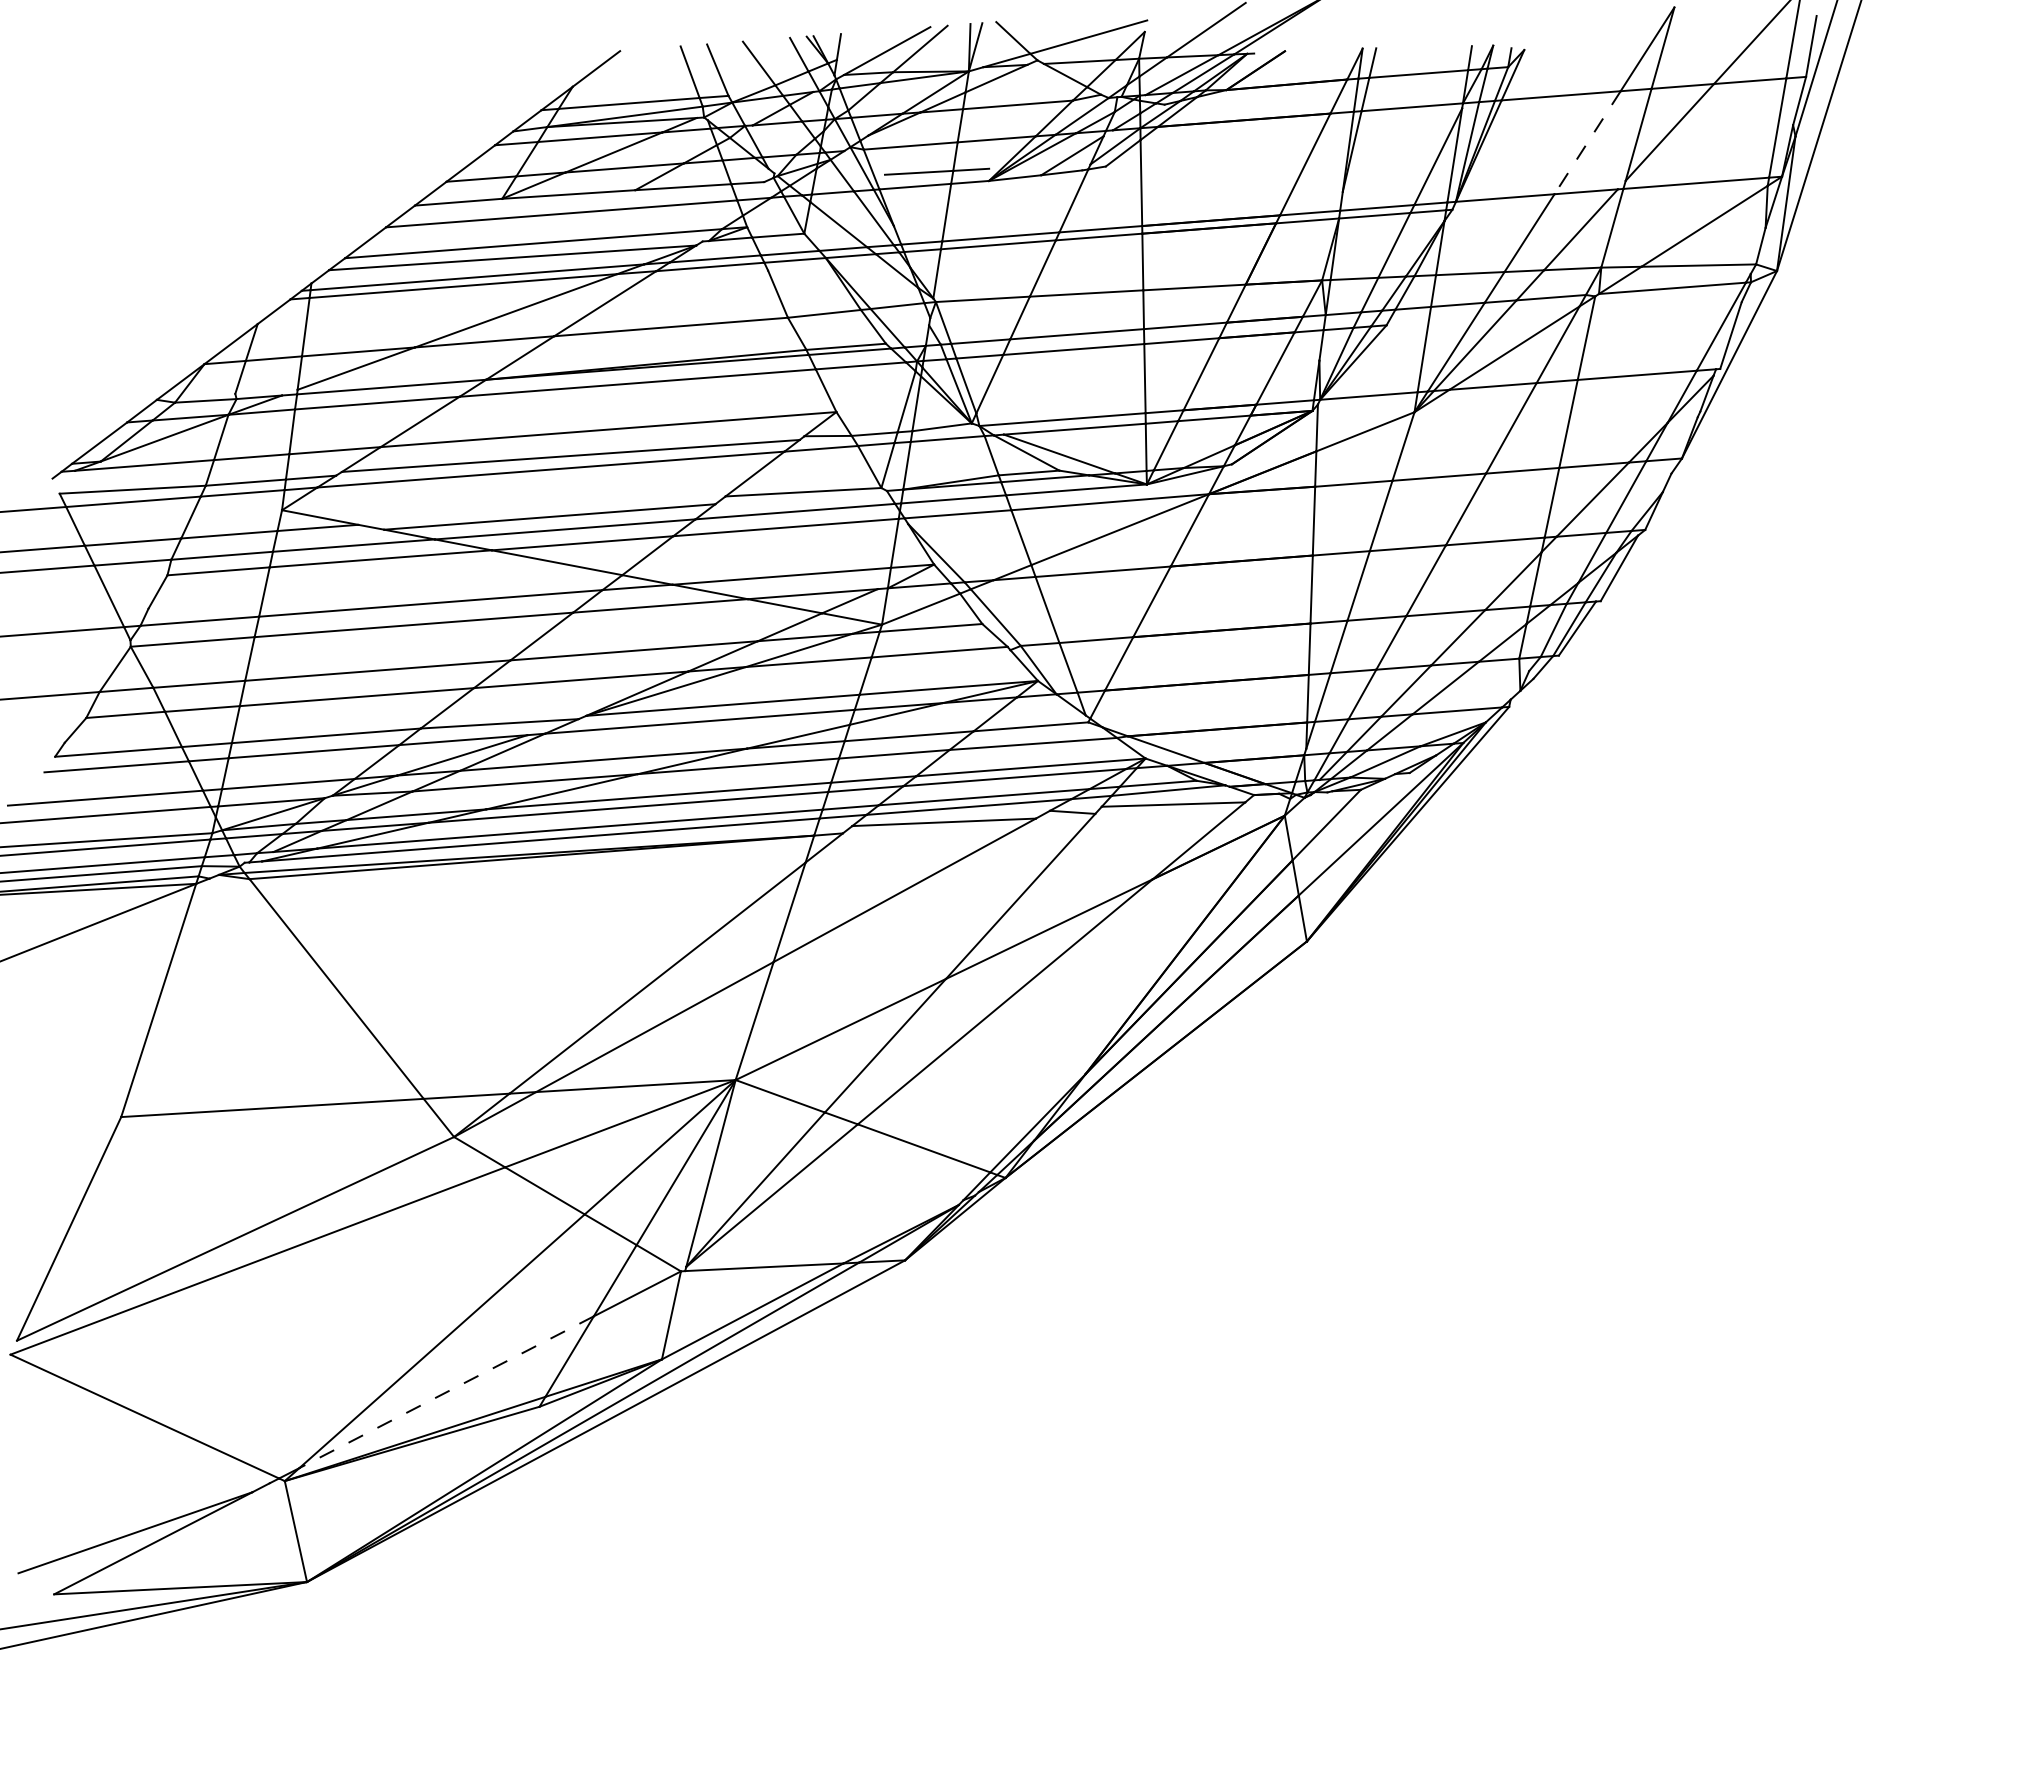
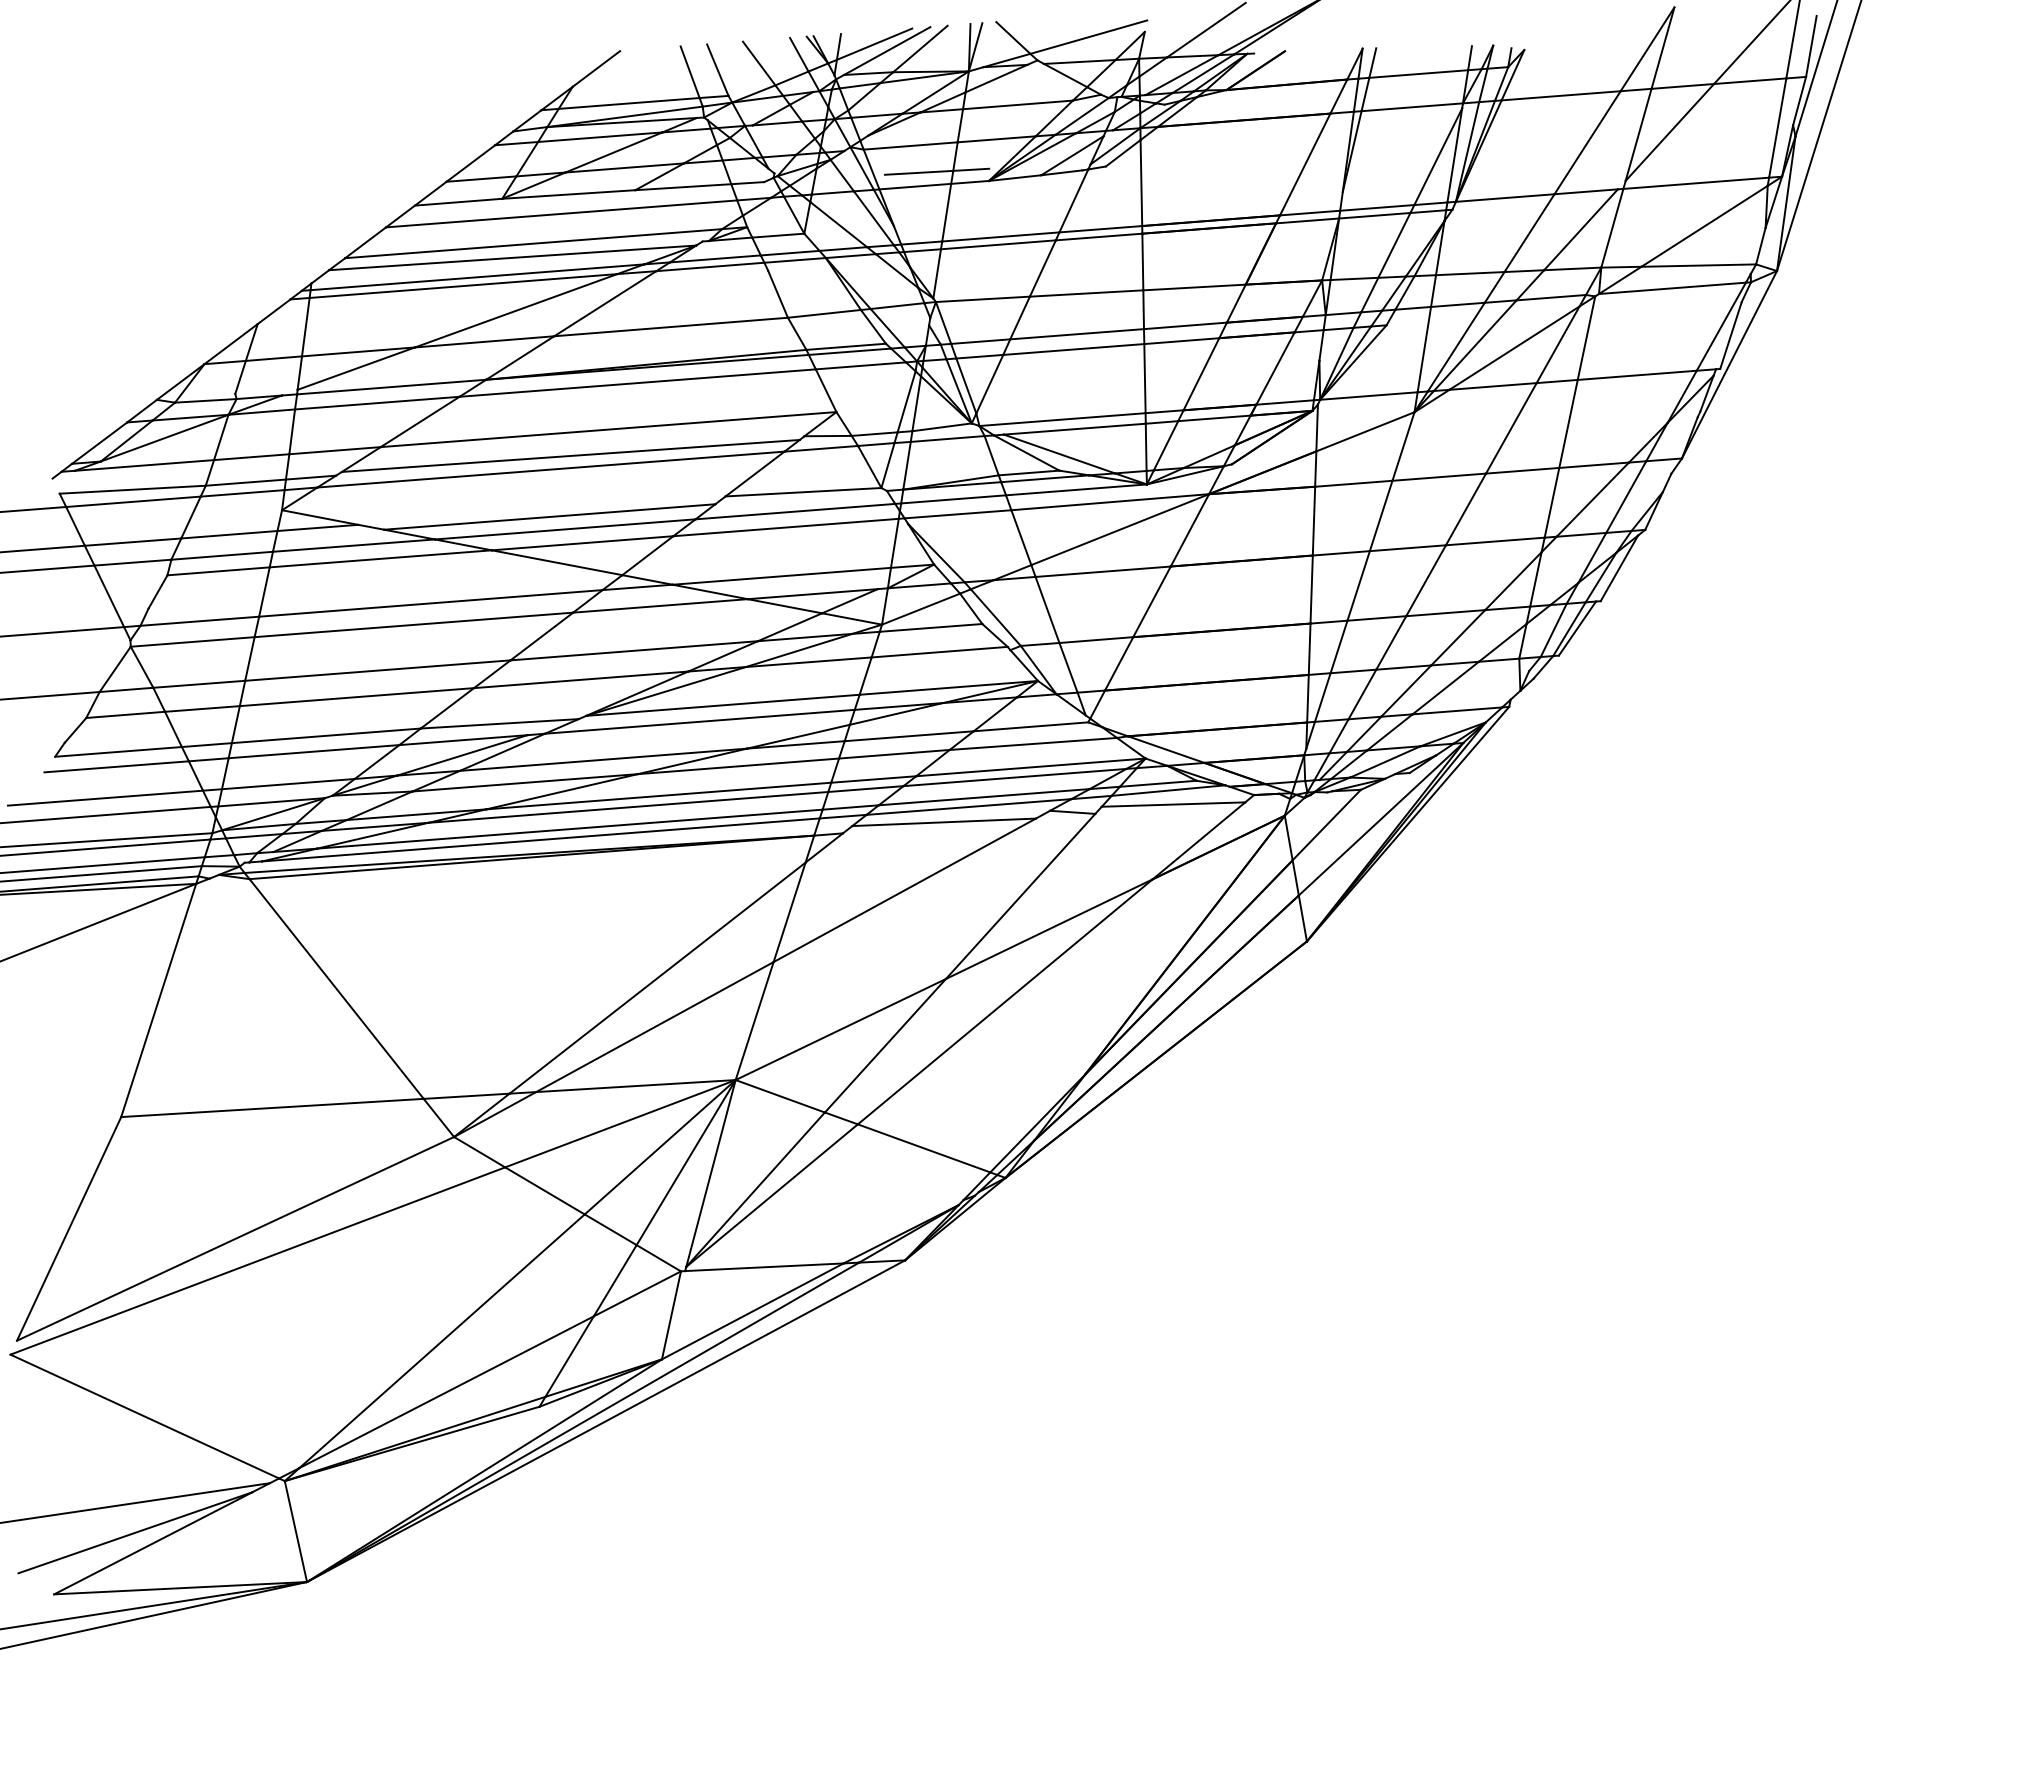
line: none -> present (874, 43)
line: dashed -> solid (1587, 143)
line: dashed -> solid (446, 1392)
line: none -> present (135, 1502)
